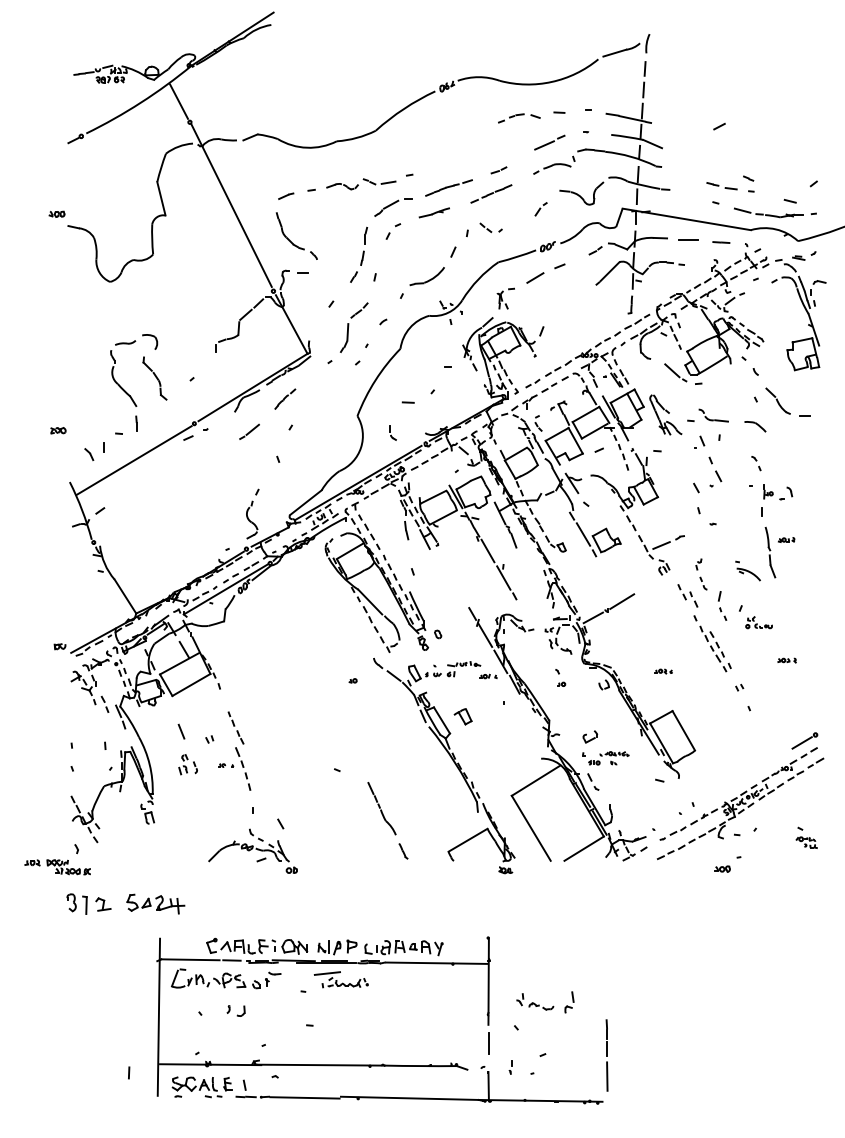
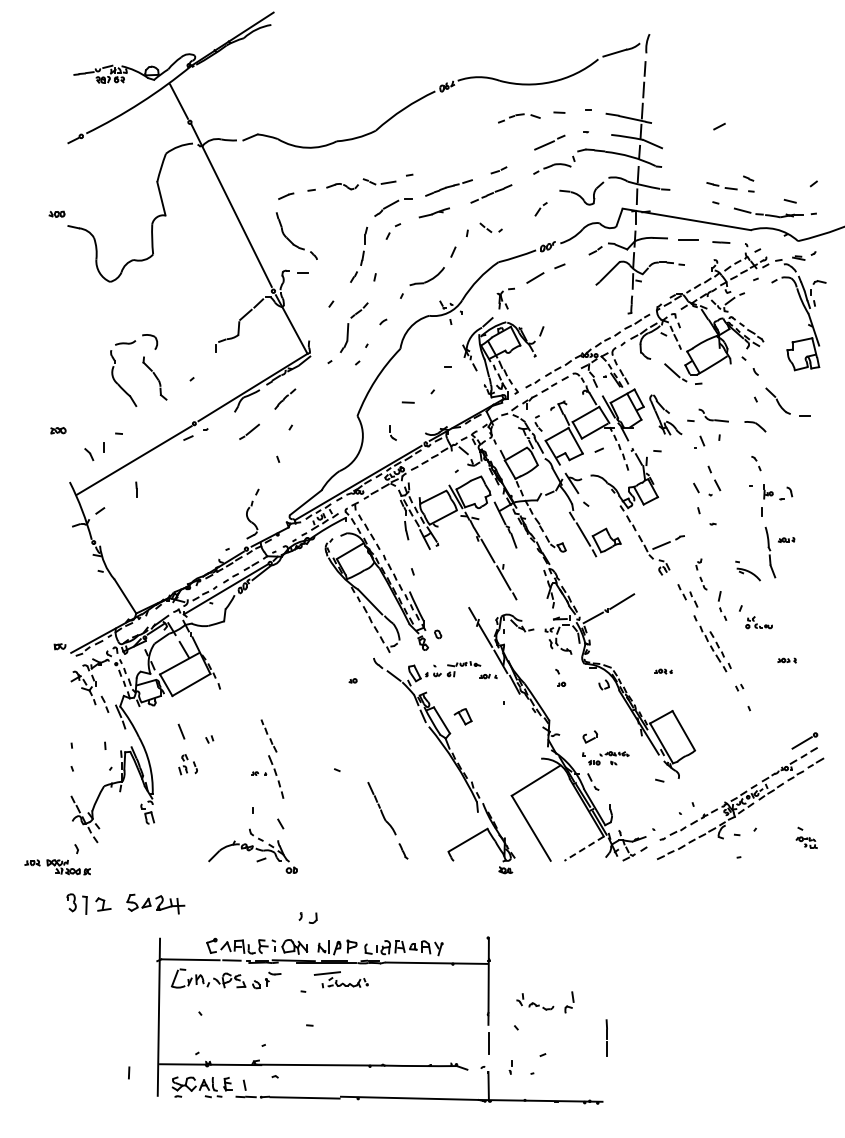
line position: (136, 423) -> (136, 489) (136, 489)
part position: (715, 471) -> (714, 480) (714, 480)
part position: (234, 750) -> (267, 758) (267, 758)
line: solid -> dashed (583, 848)
part: present -> none (722, 868)
part position: (235, 1010) -> (307, 917) (307, 917)
line: present -> none (607, 1076)
